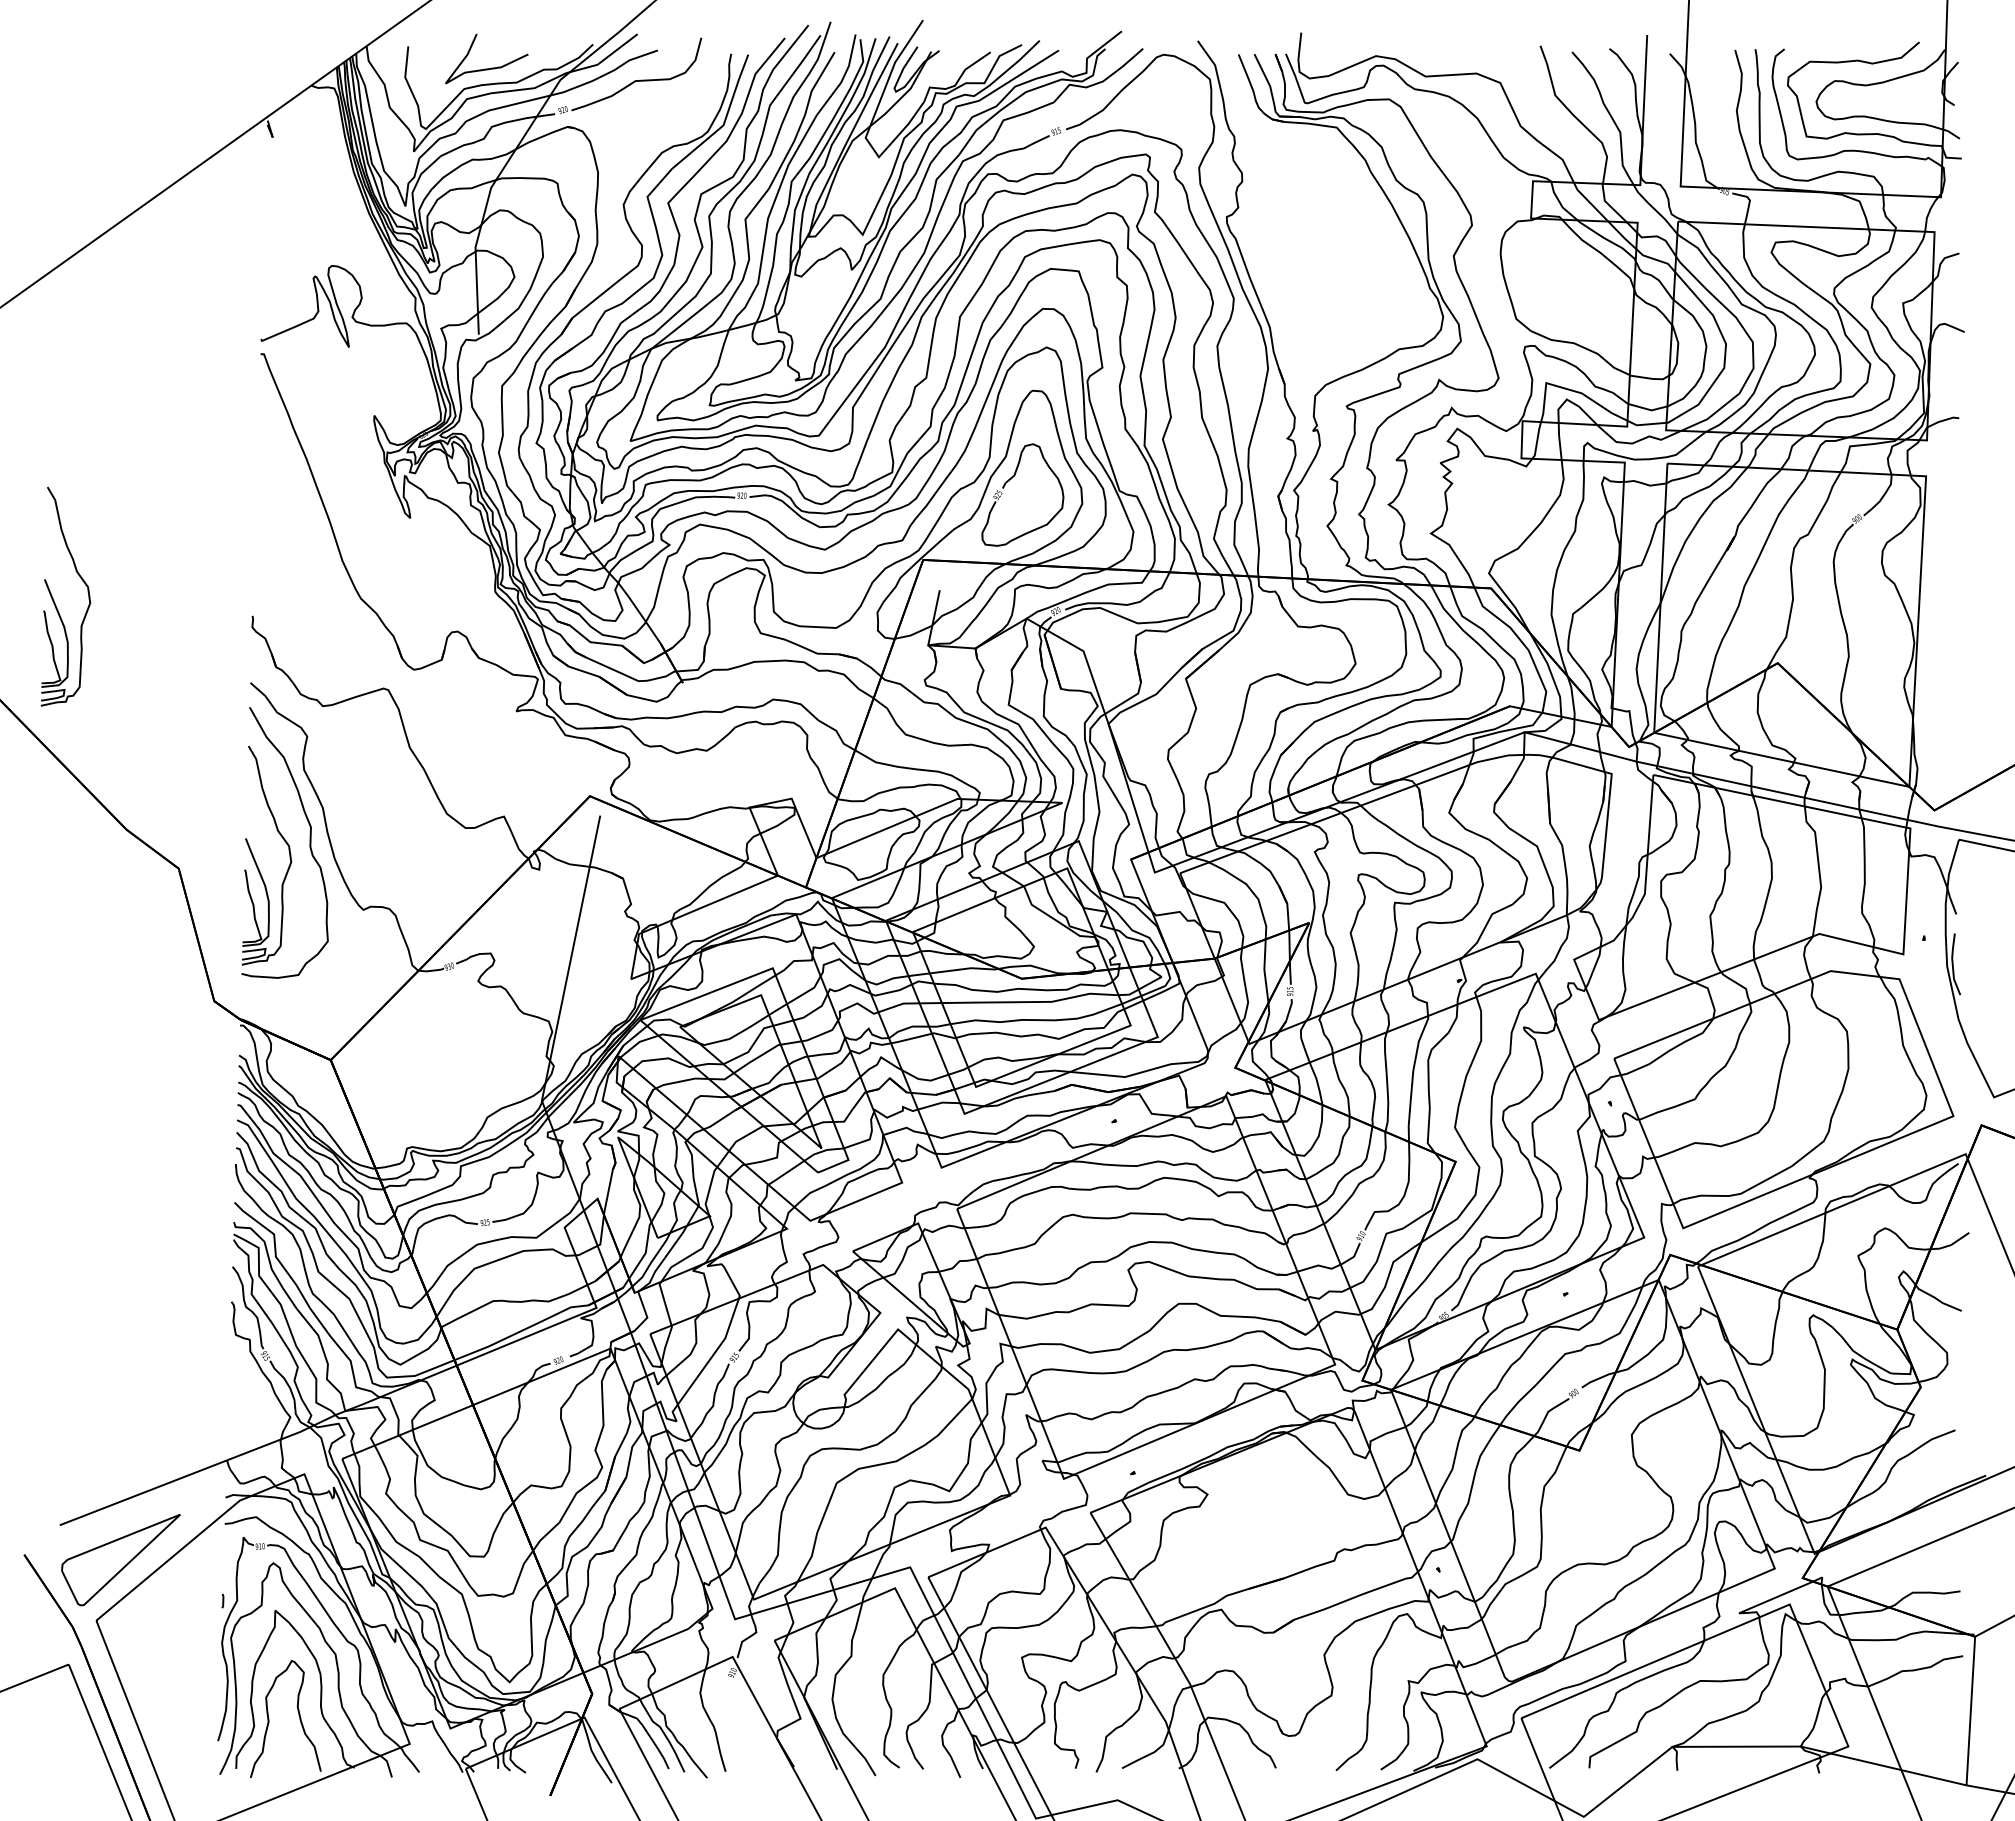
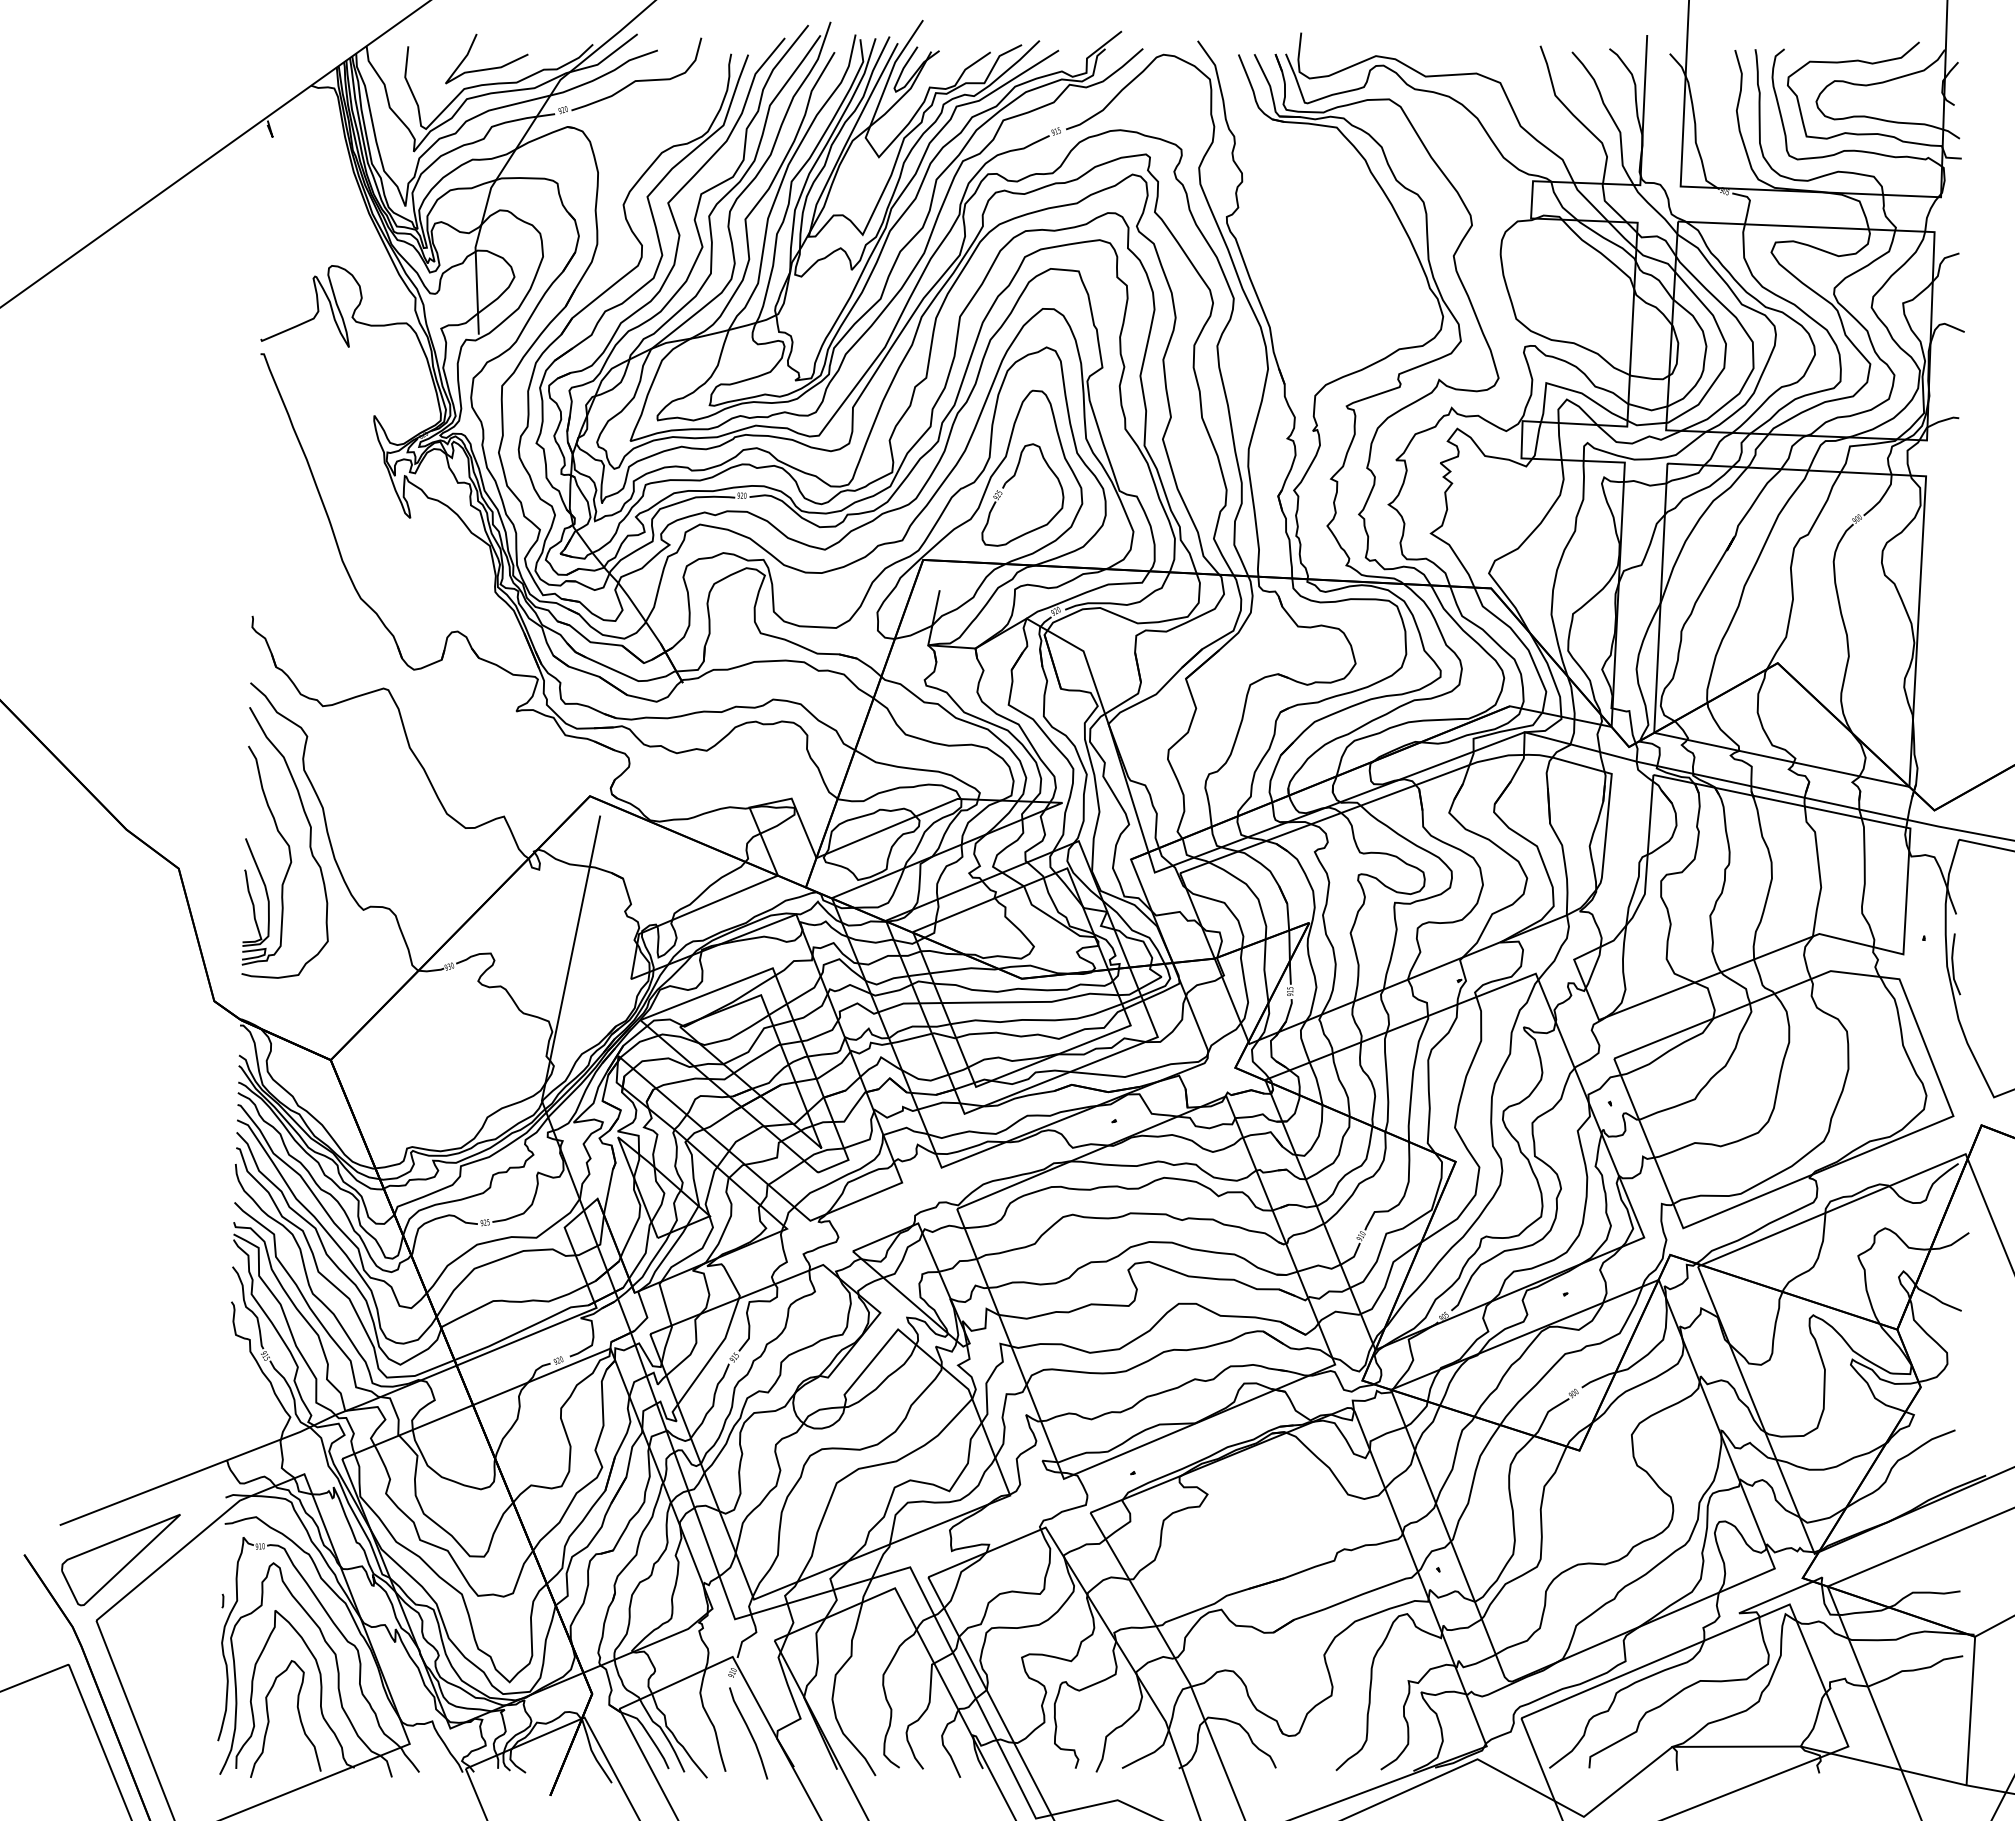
part: present -> none (55, 602)
curve: none -> present (749, 1733)
